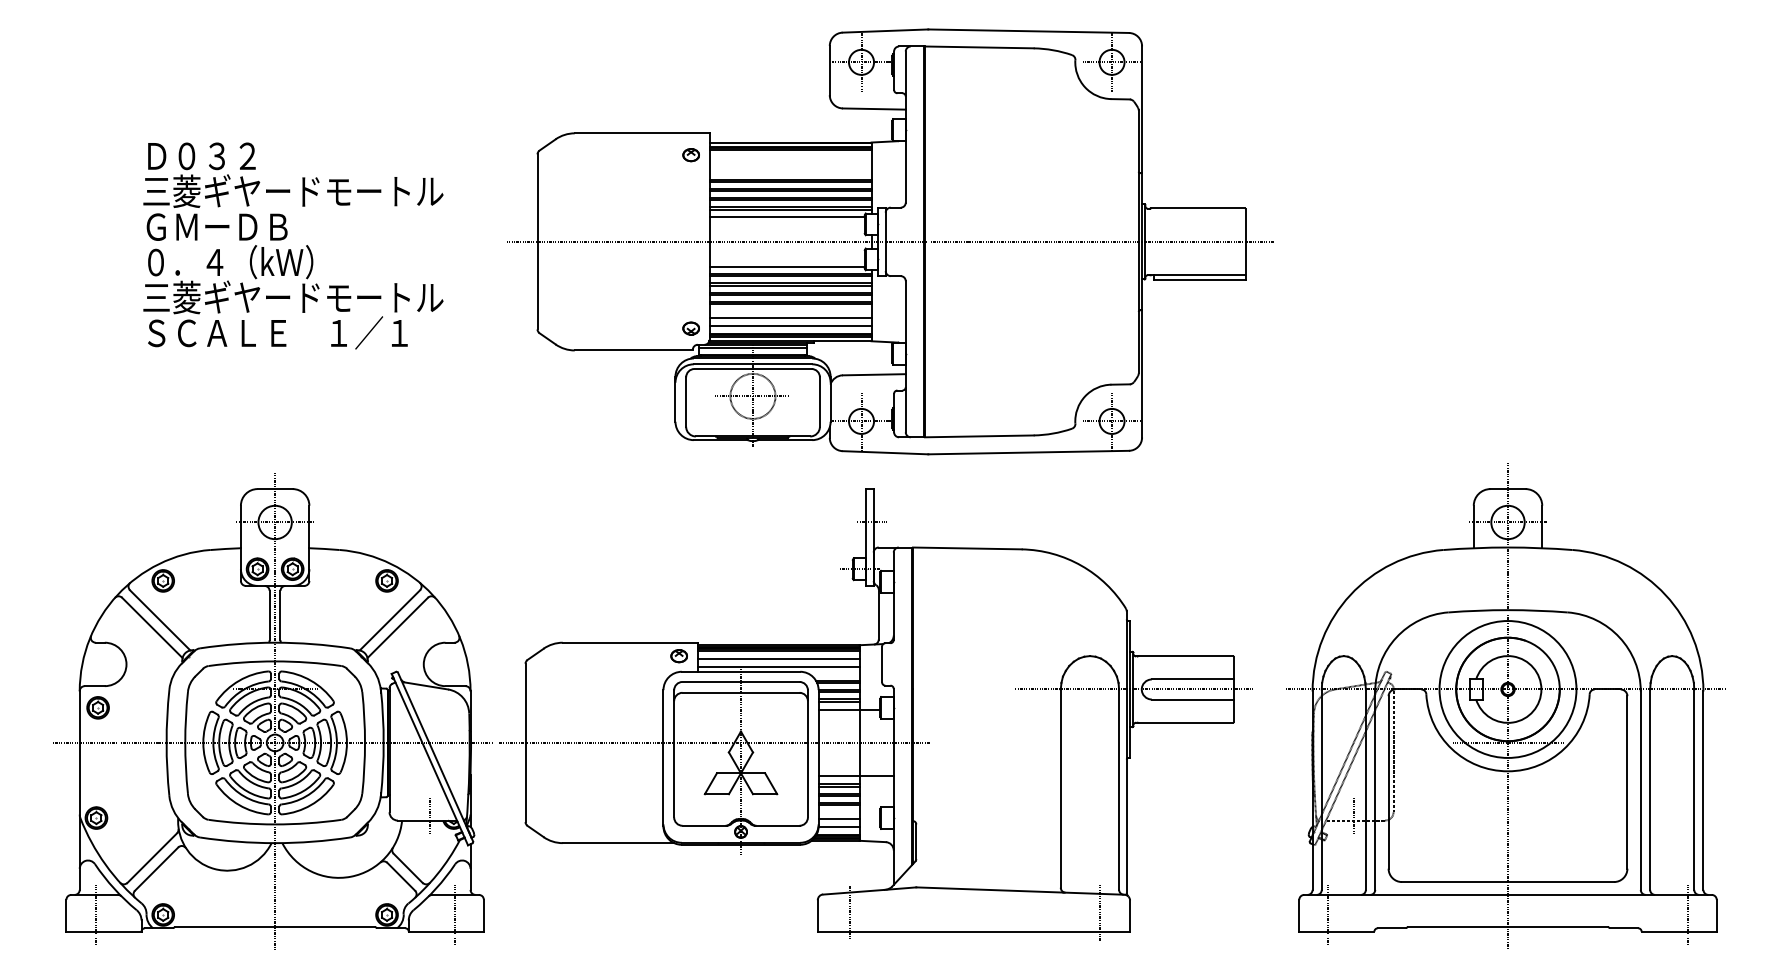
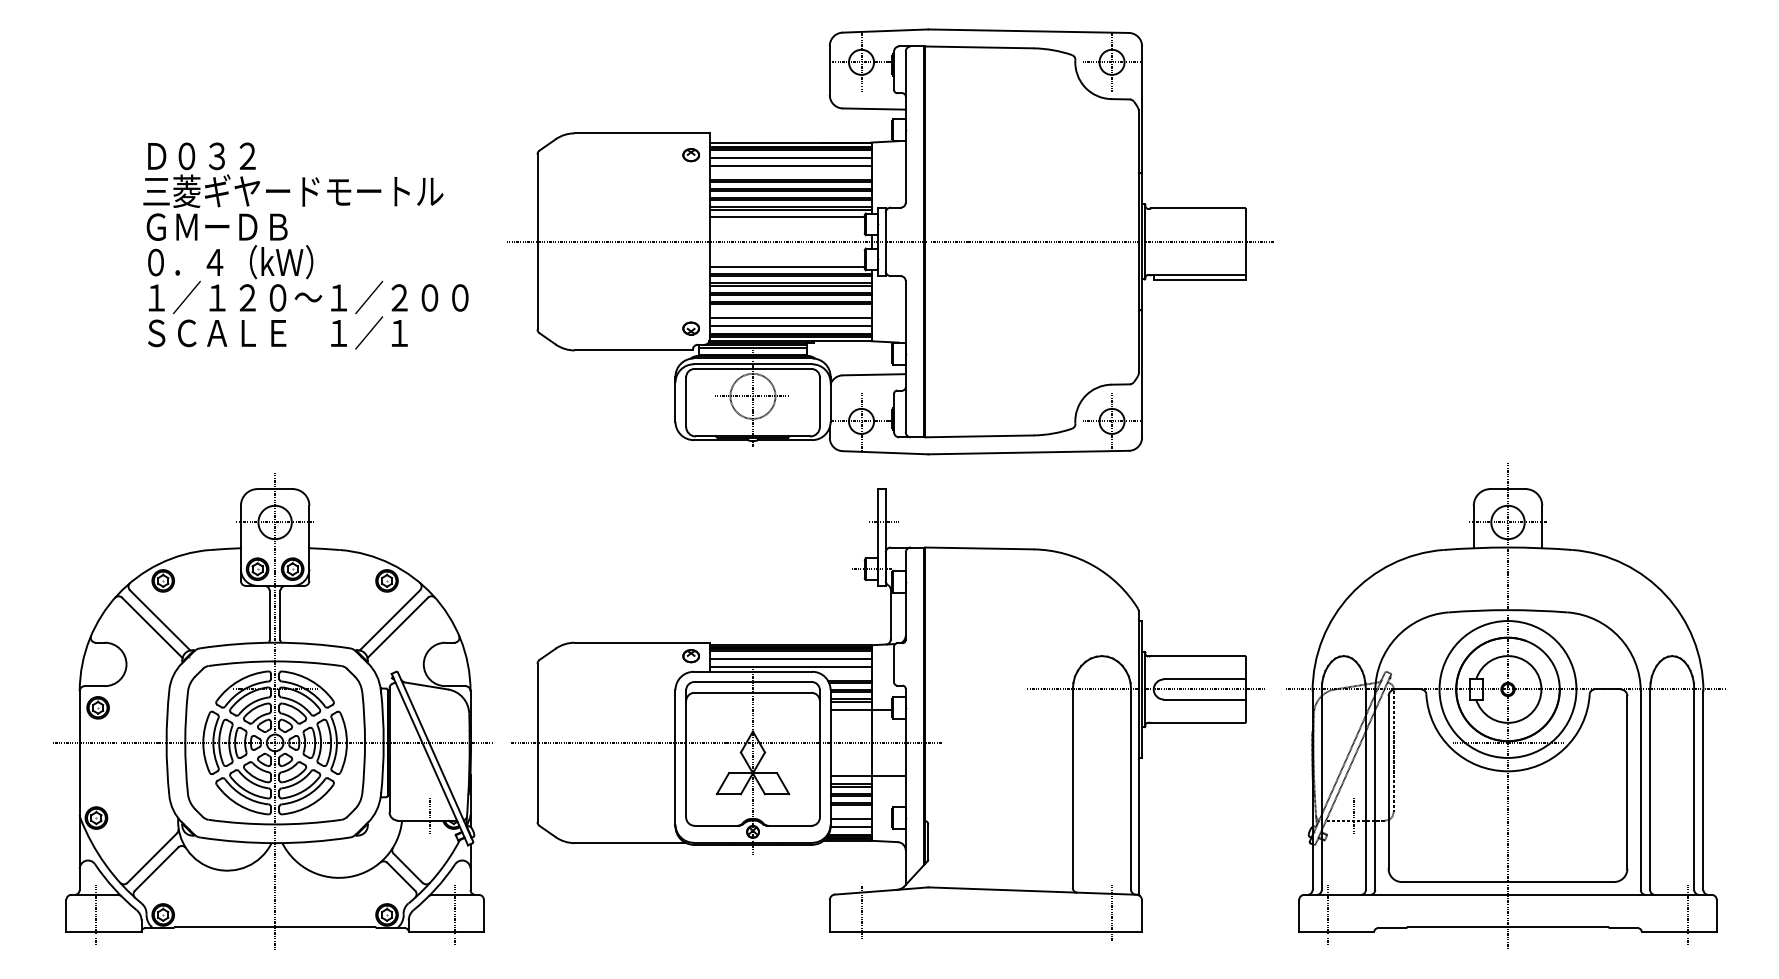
line: none -> present (790, 157)
line: none -> present (790, 166)
text: 三菱ギヤードモートル -> １／１２０～１／２００ (305, 297)
part position: (875, 714) -> (887, 714) (887, 714)
